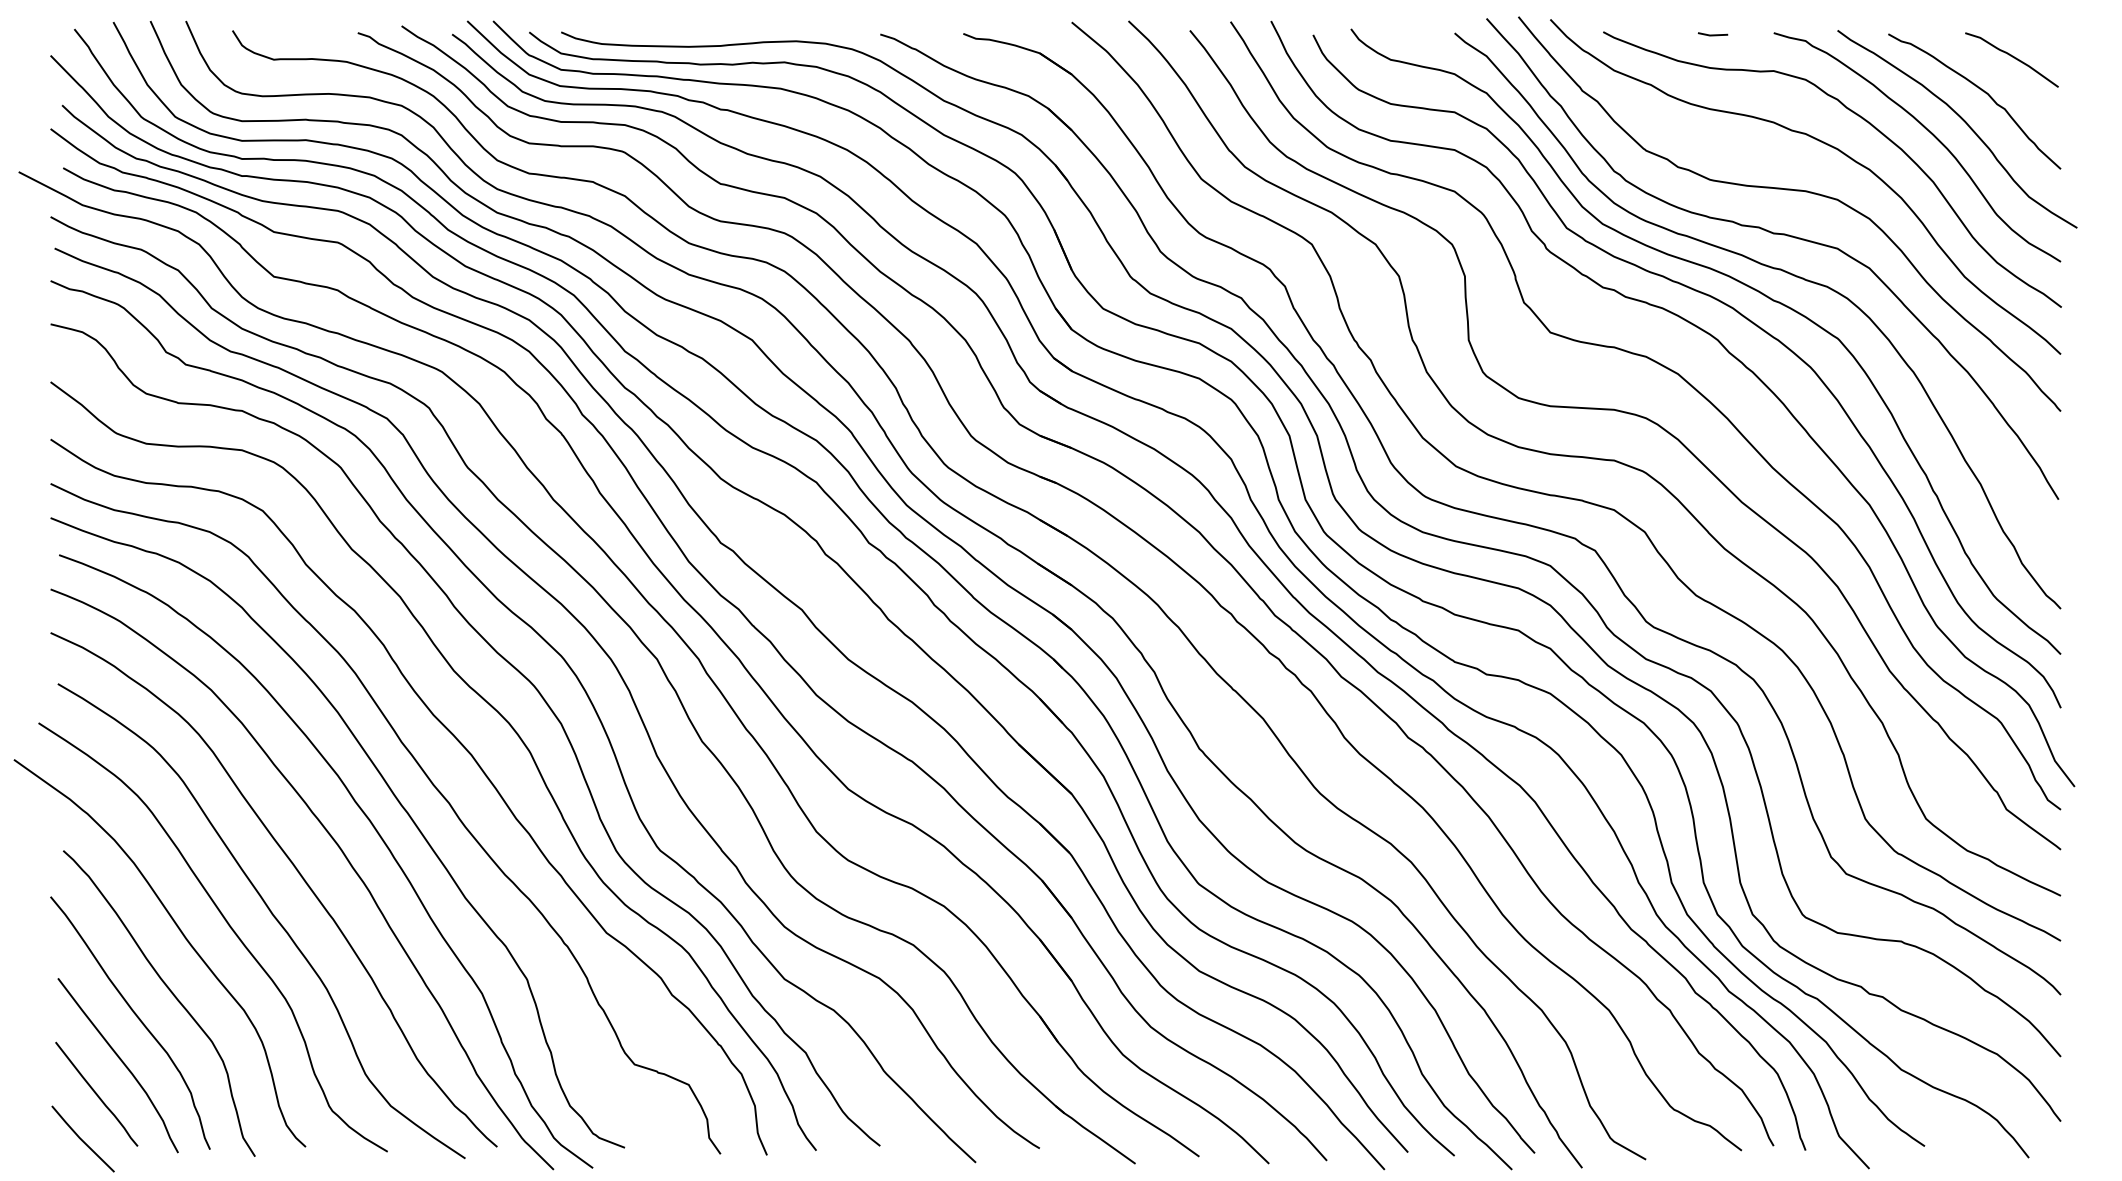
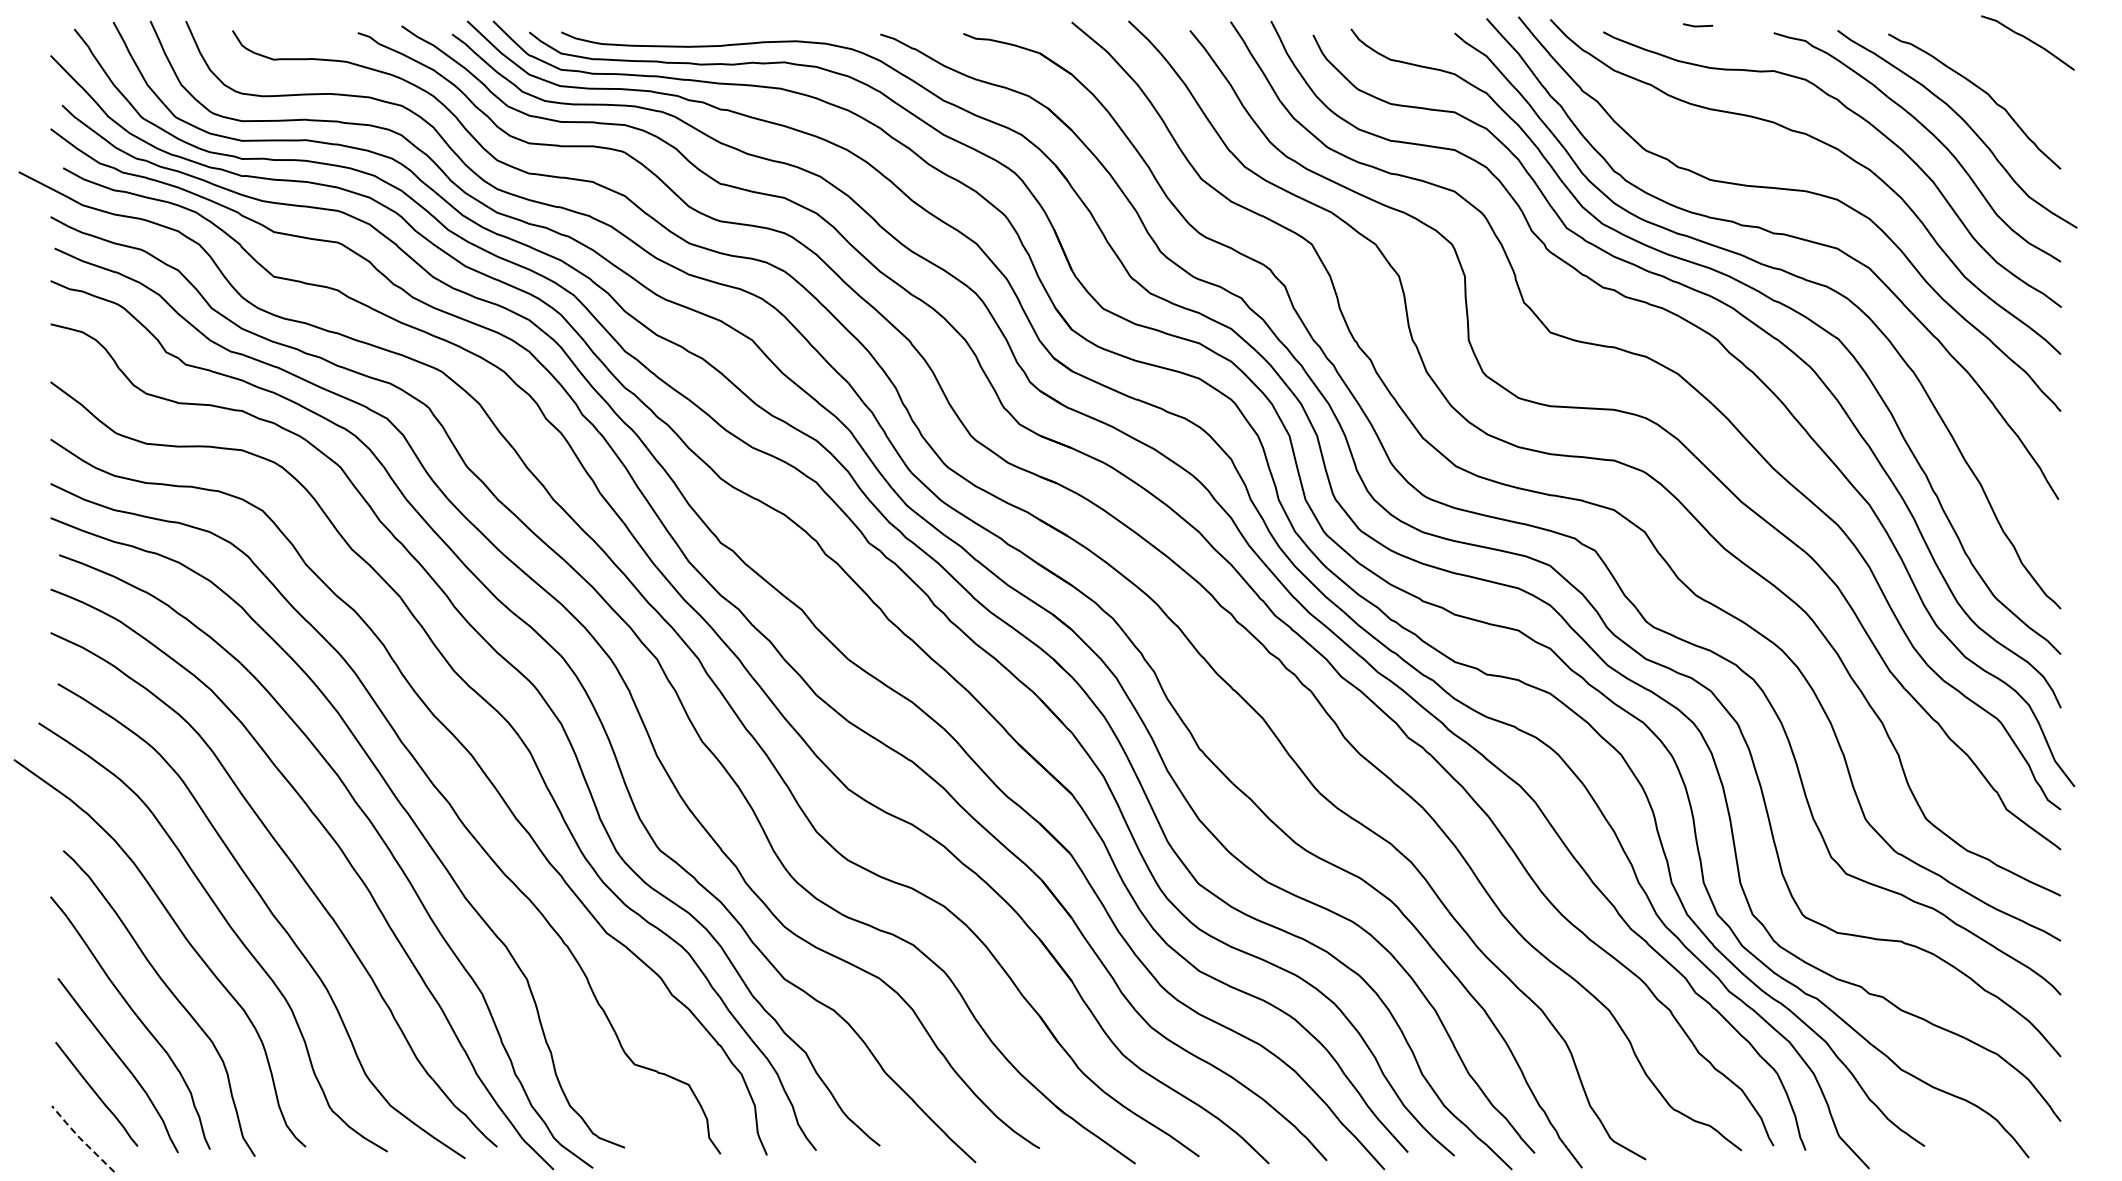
line position: (1713, 34) -> (1698, 25) (1698, 25)
curve position: (2012, 57) -> (2028, 40) (2028, 40)
line: solid -> dashed (81, 1139)
